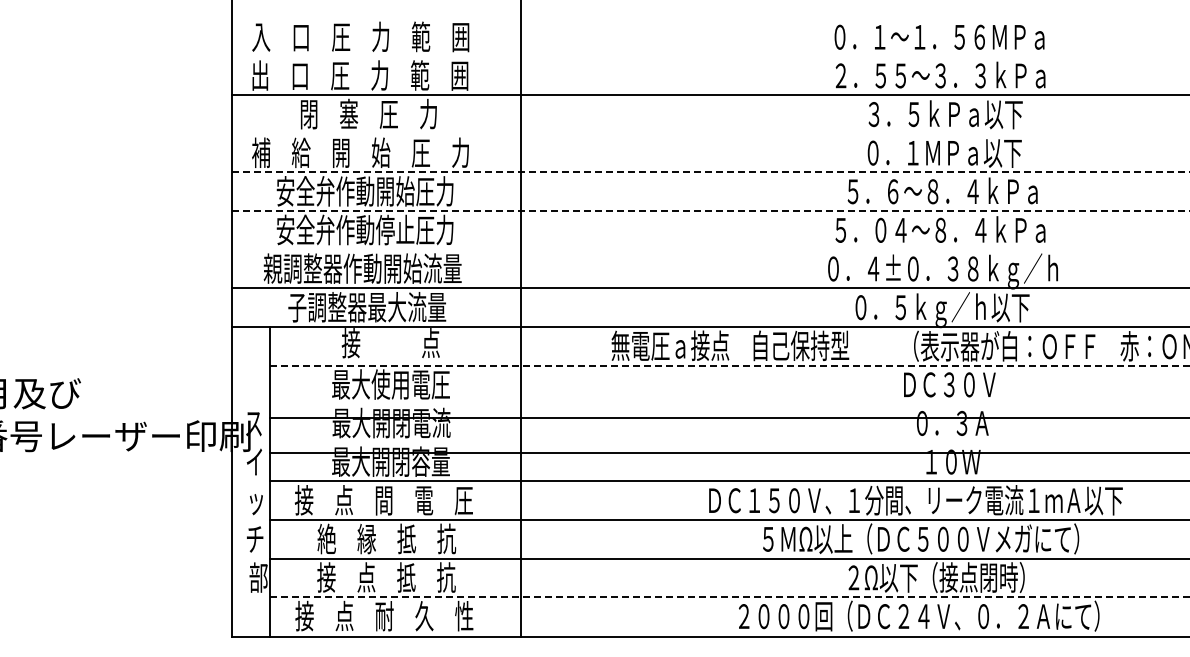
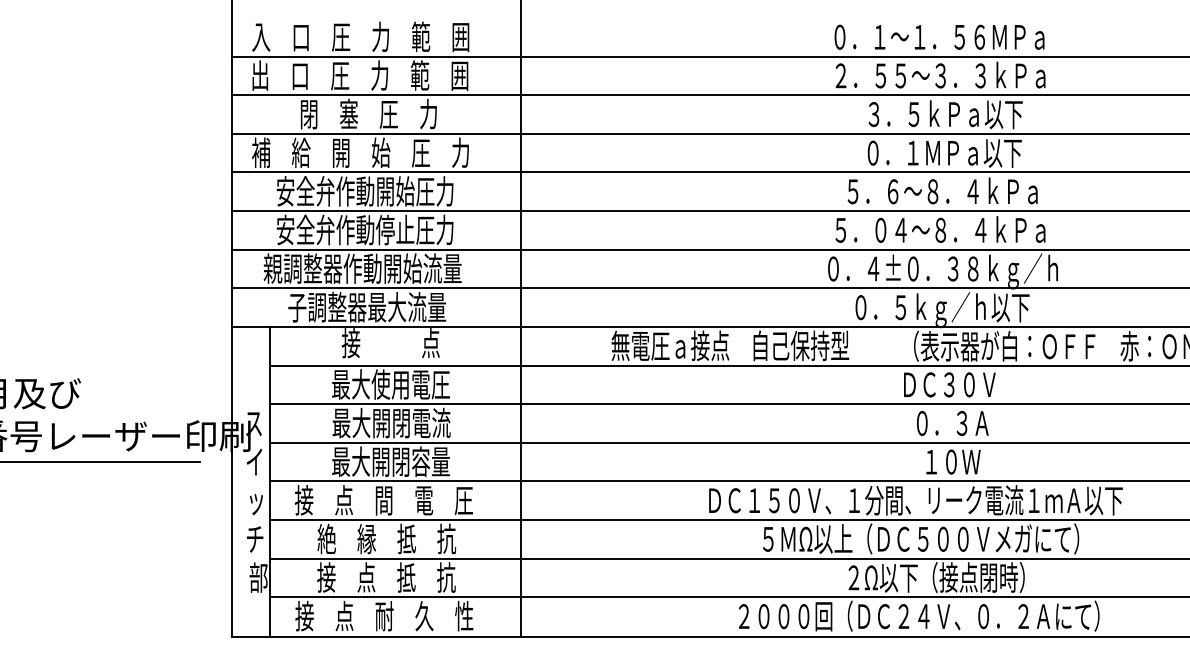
line: none -> present (708, 56)
line: none -> present (708, 133)
line: dashed -> solid (710, 172)
line: dashed -> solid (710, 211)
line: none -> present (708, 249)
line: dashed -> solid (730, 365)
line position: (728, 418) -> (728, 404) (728, 404)
line position: (728, 452) -> (728, 442) (728, 442)
line: none -> present (101, 462)
line: dashed -> solid (730, 597)
